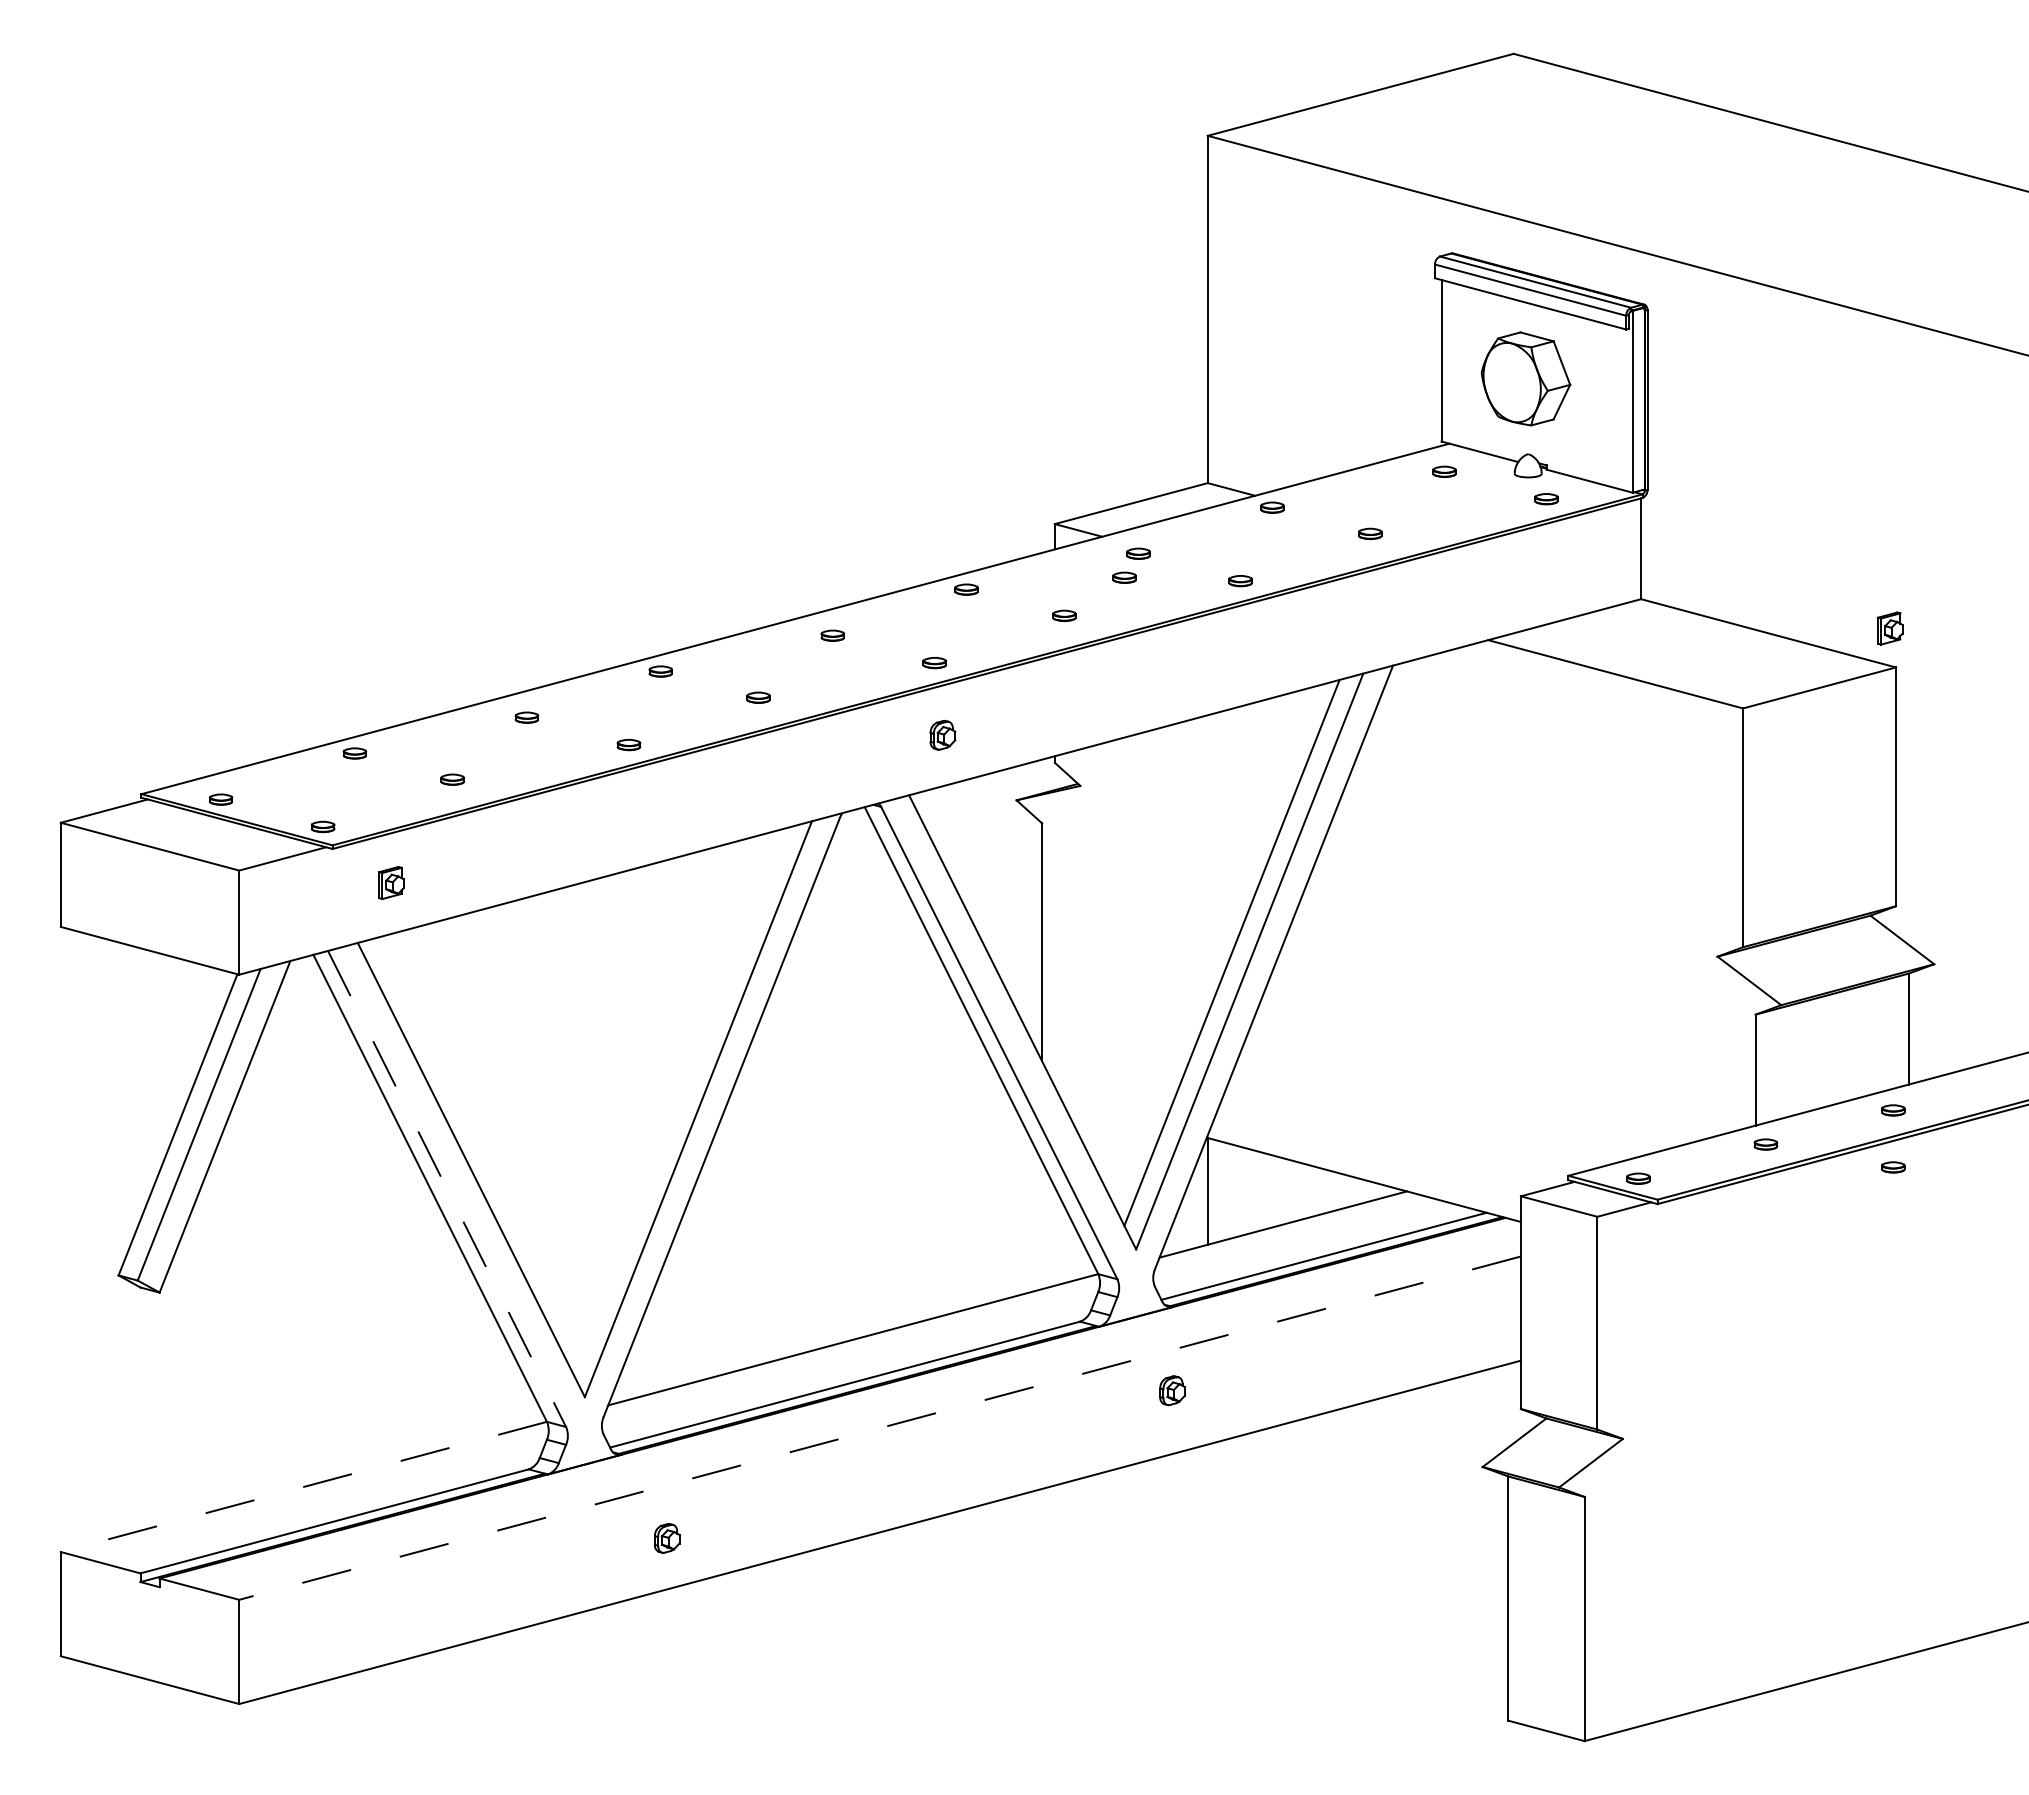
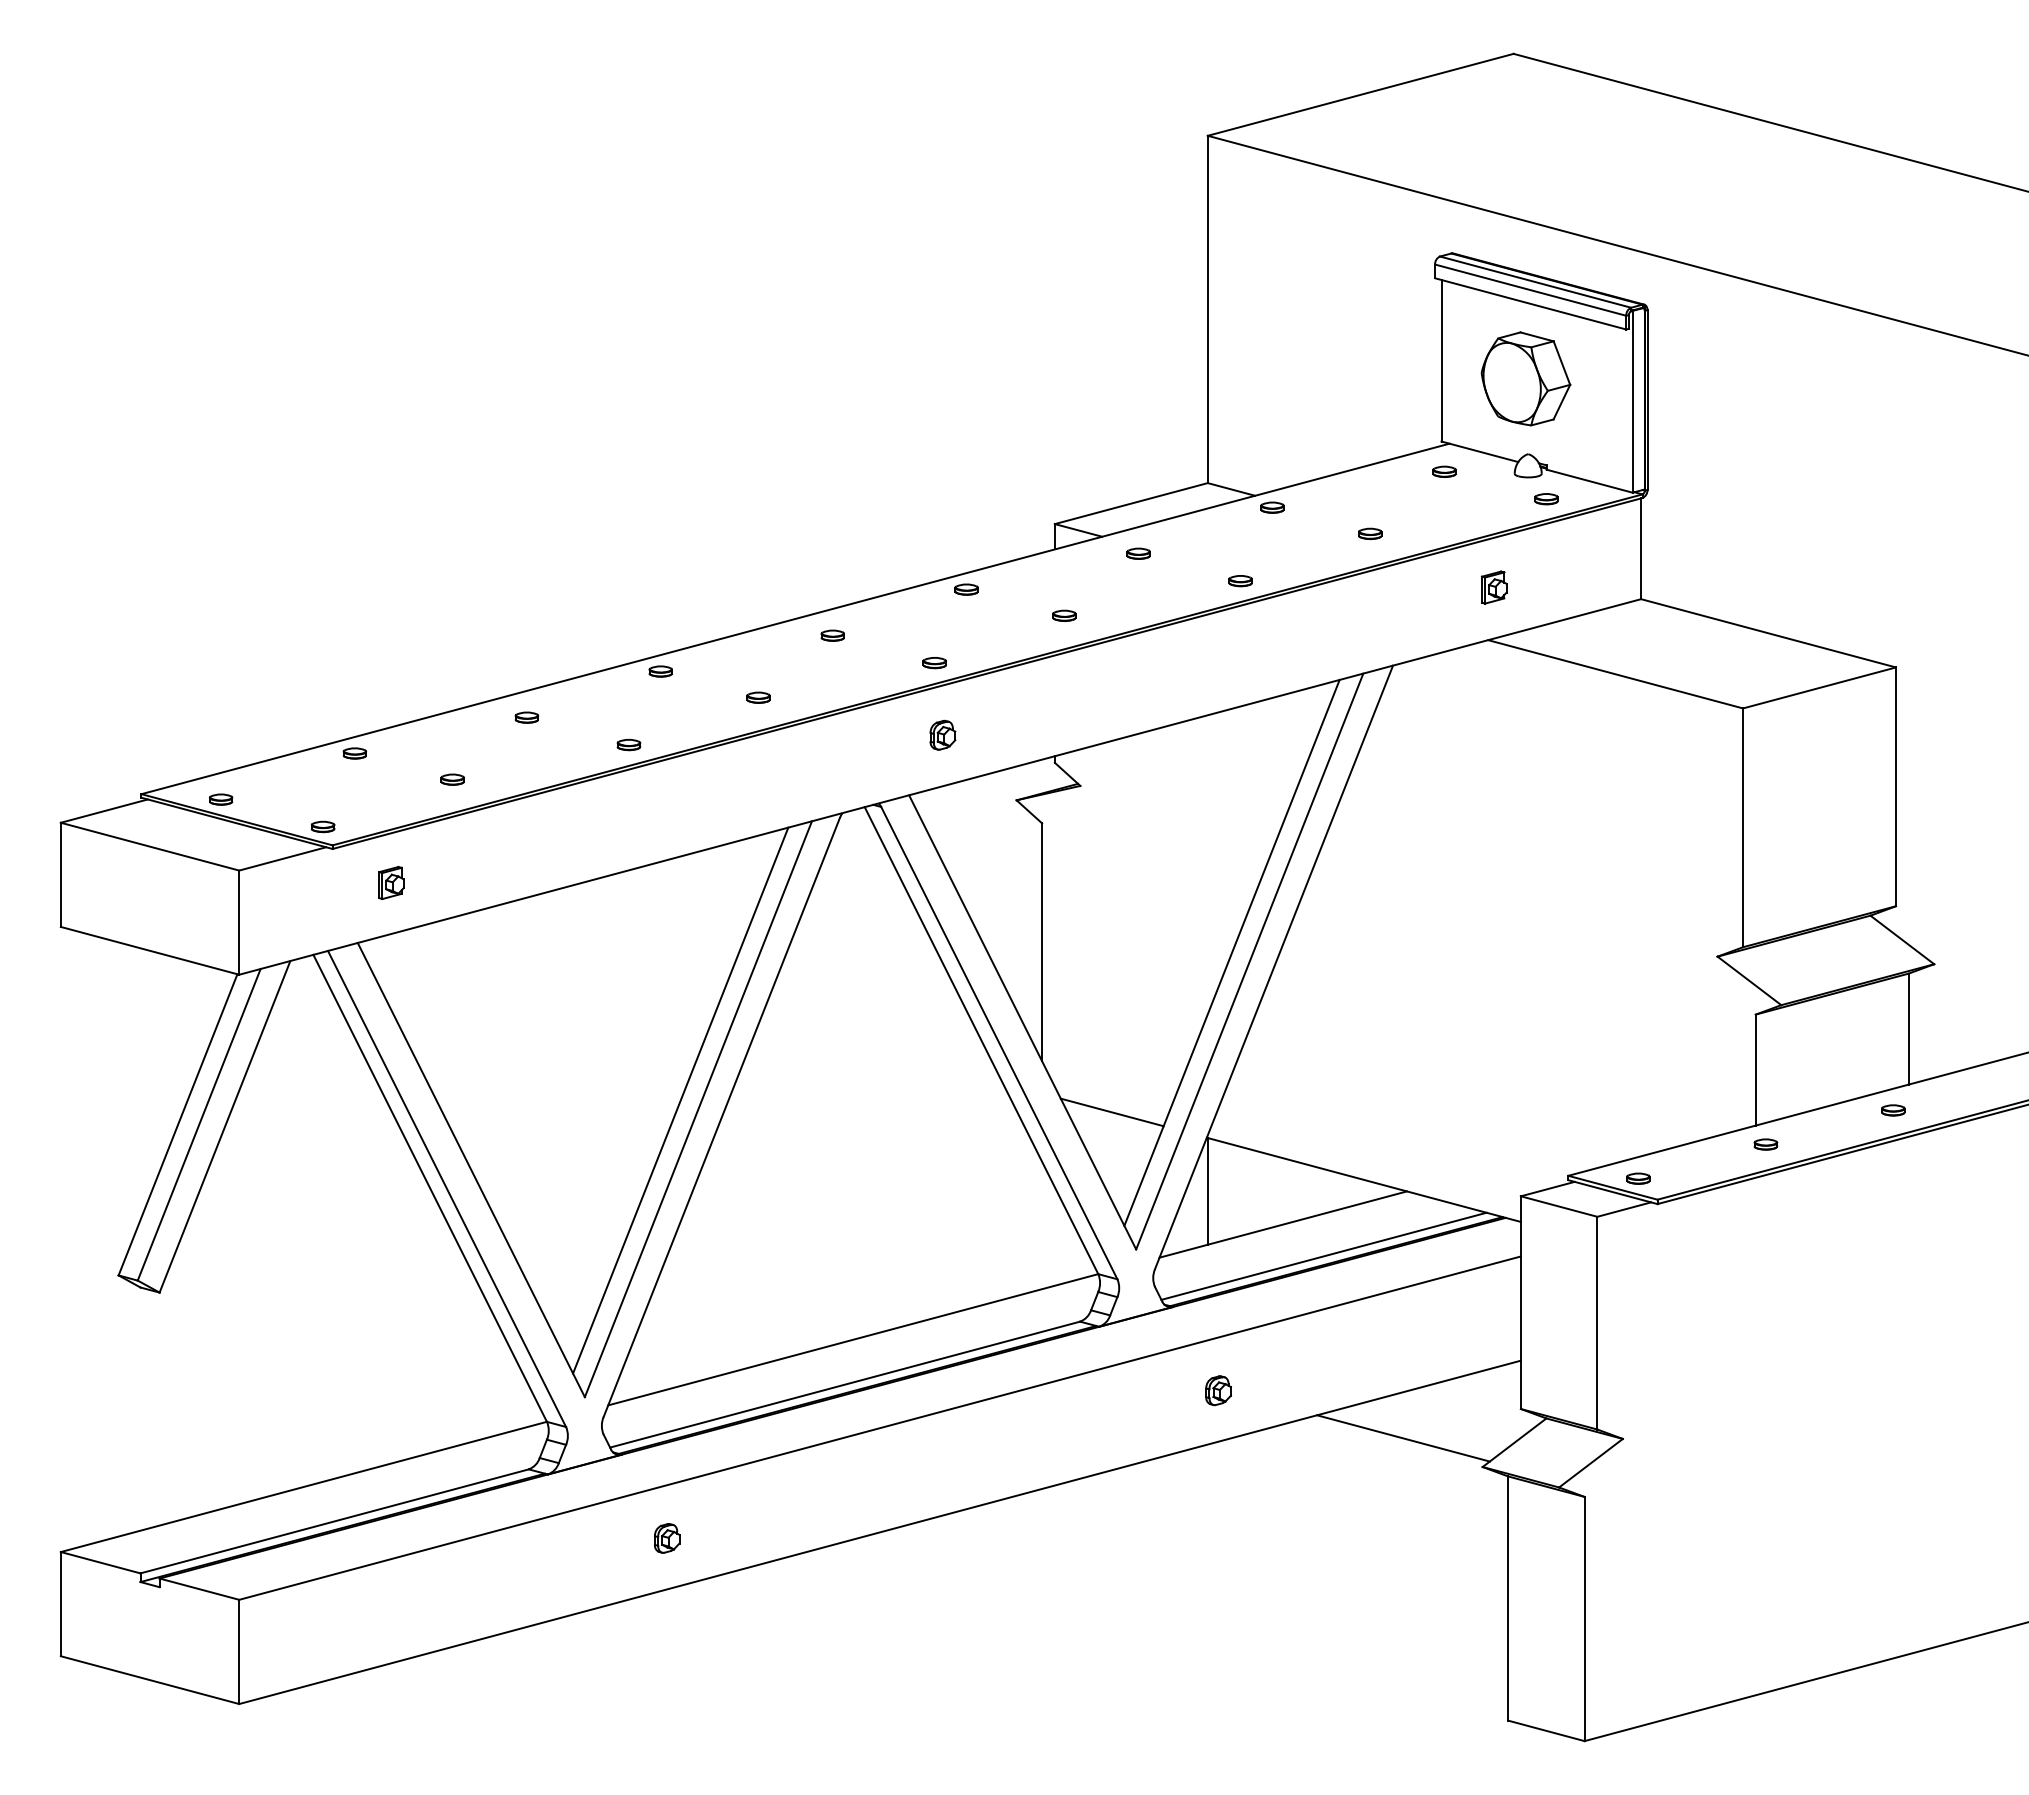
part: present -> none (1124, 577)
part position: (1890, 628) -> (1494, 587) (1494, 587)
line: none -> present (680, 1100)
line: none -> present (1111, 1112)
part: present -> none (1893, 1167)
line: dashed -> solid (447, 1189)
part position: (1172, 1390) -> (1218, 1390) (1218, 1390)
line: dashed -> solid (879, 1428)
line: none -> present (1403, 1438)
line: dashed -> solid (303, 1486)
